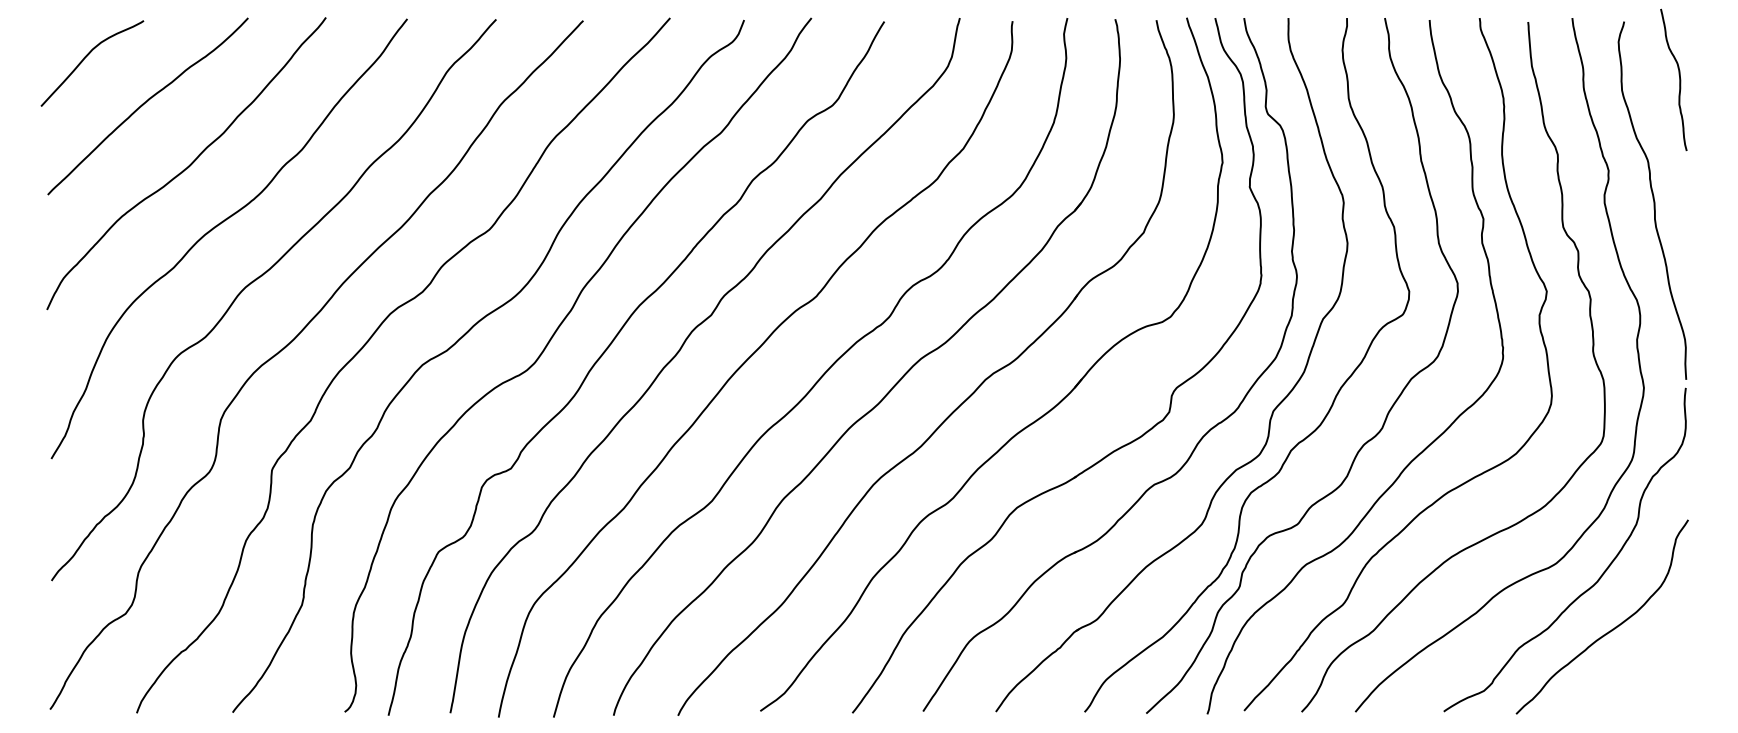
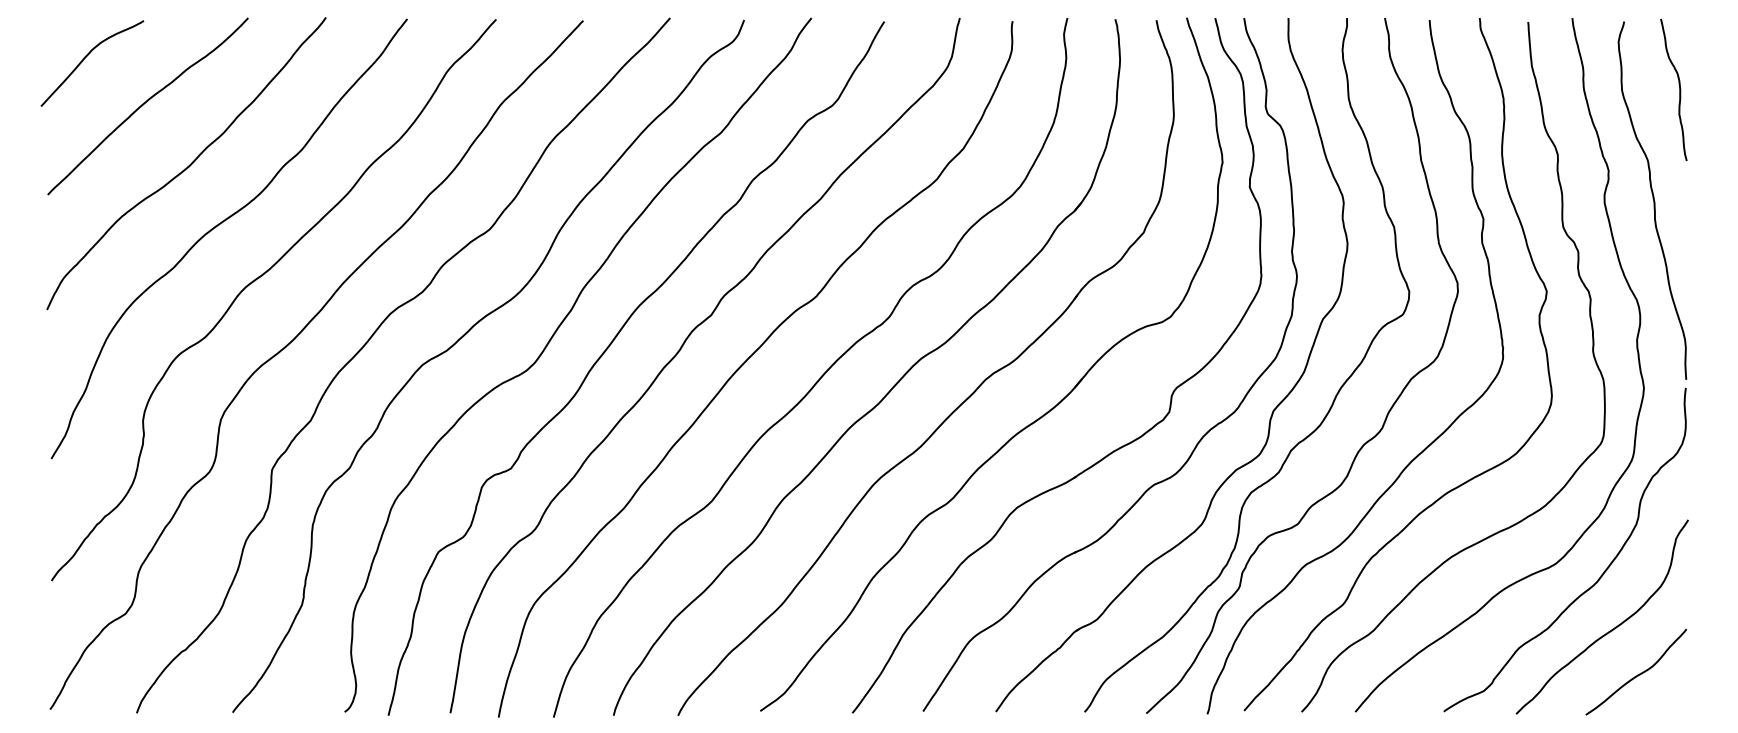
curve position: (1679, 79) -> (1679, 89) (1679, 89)
curve: none -> present (1637, 674)
